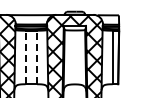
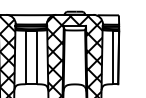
line: dashed -> solid (25, 57)
line: dashed -> solid (37, 57)
